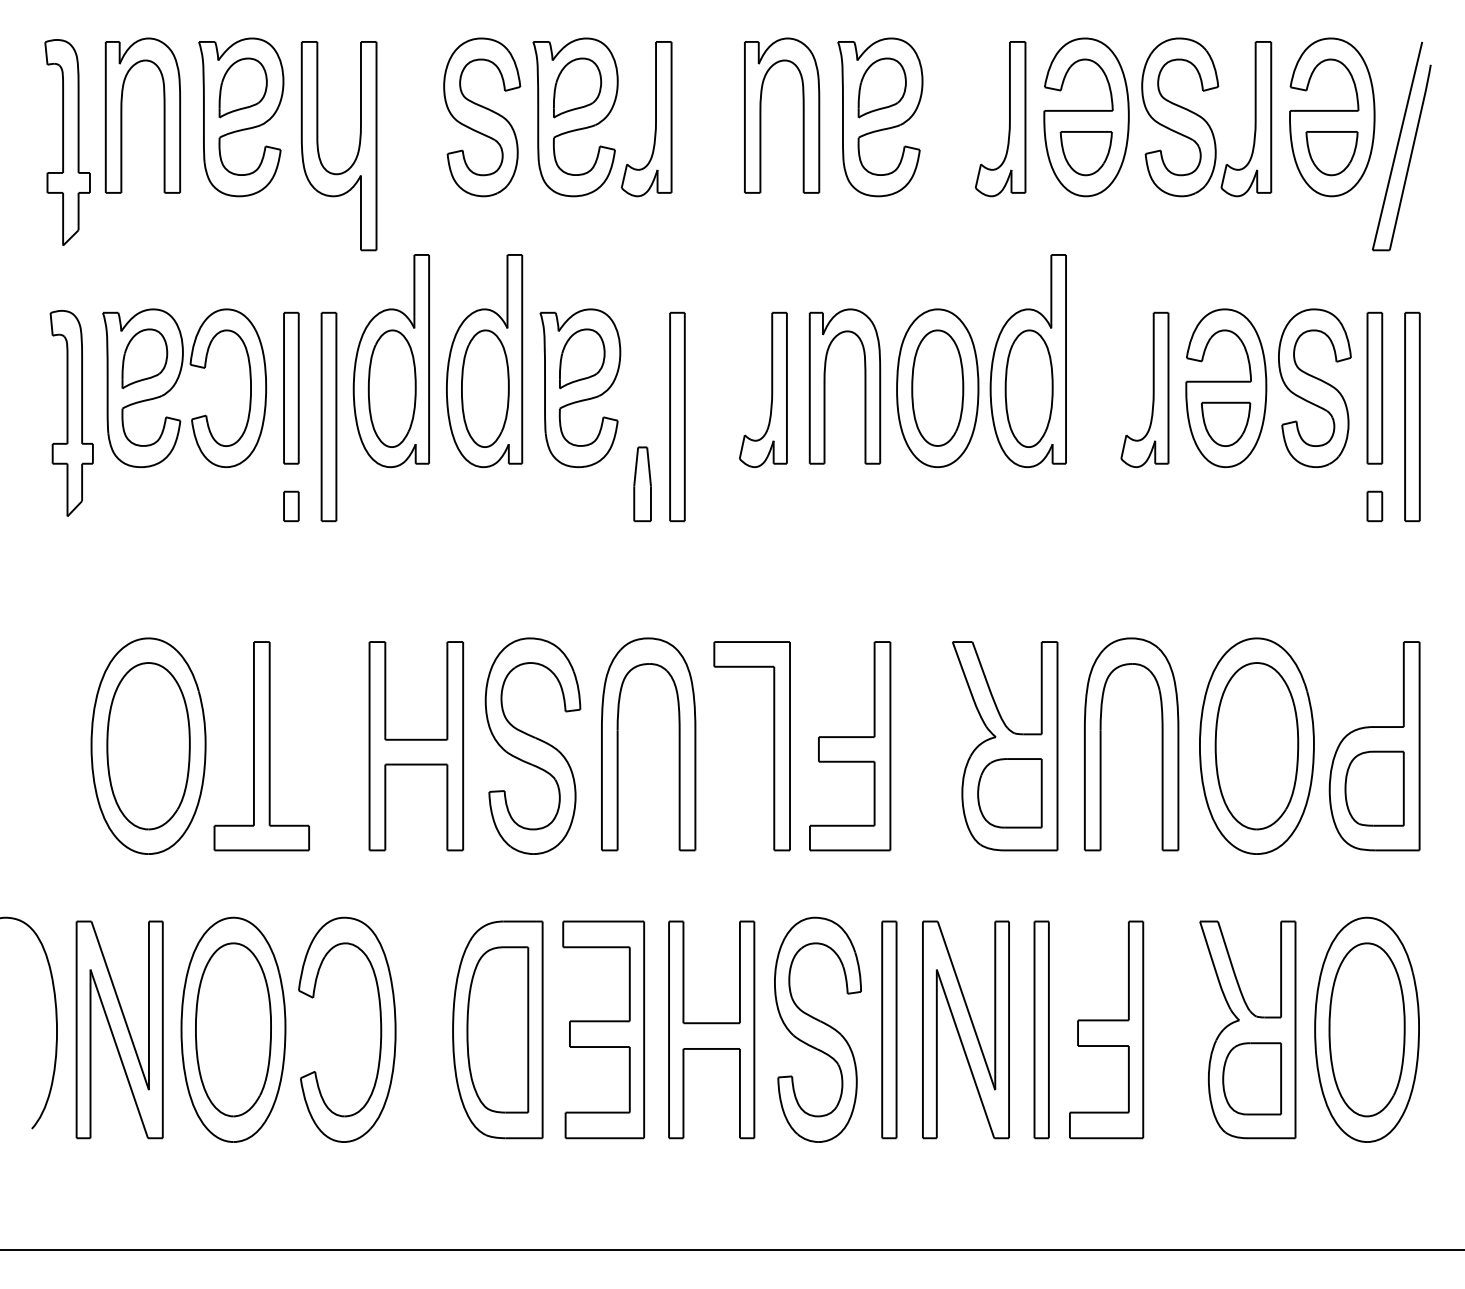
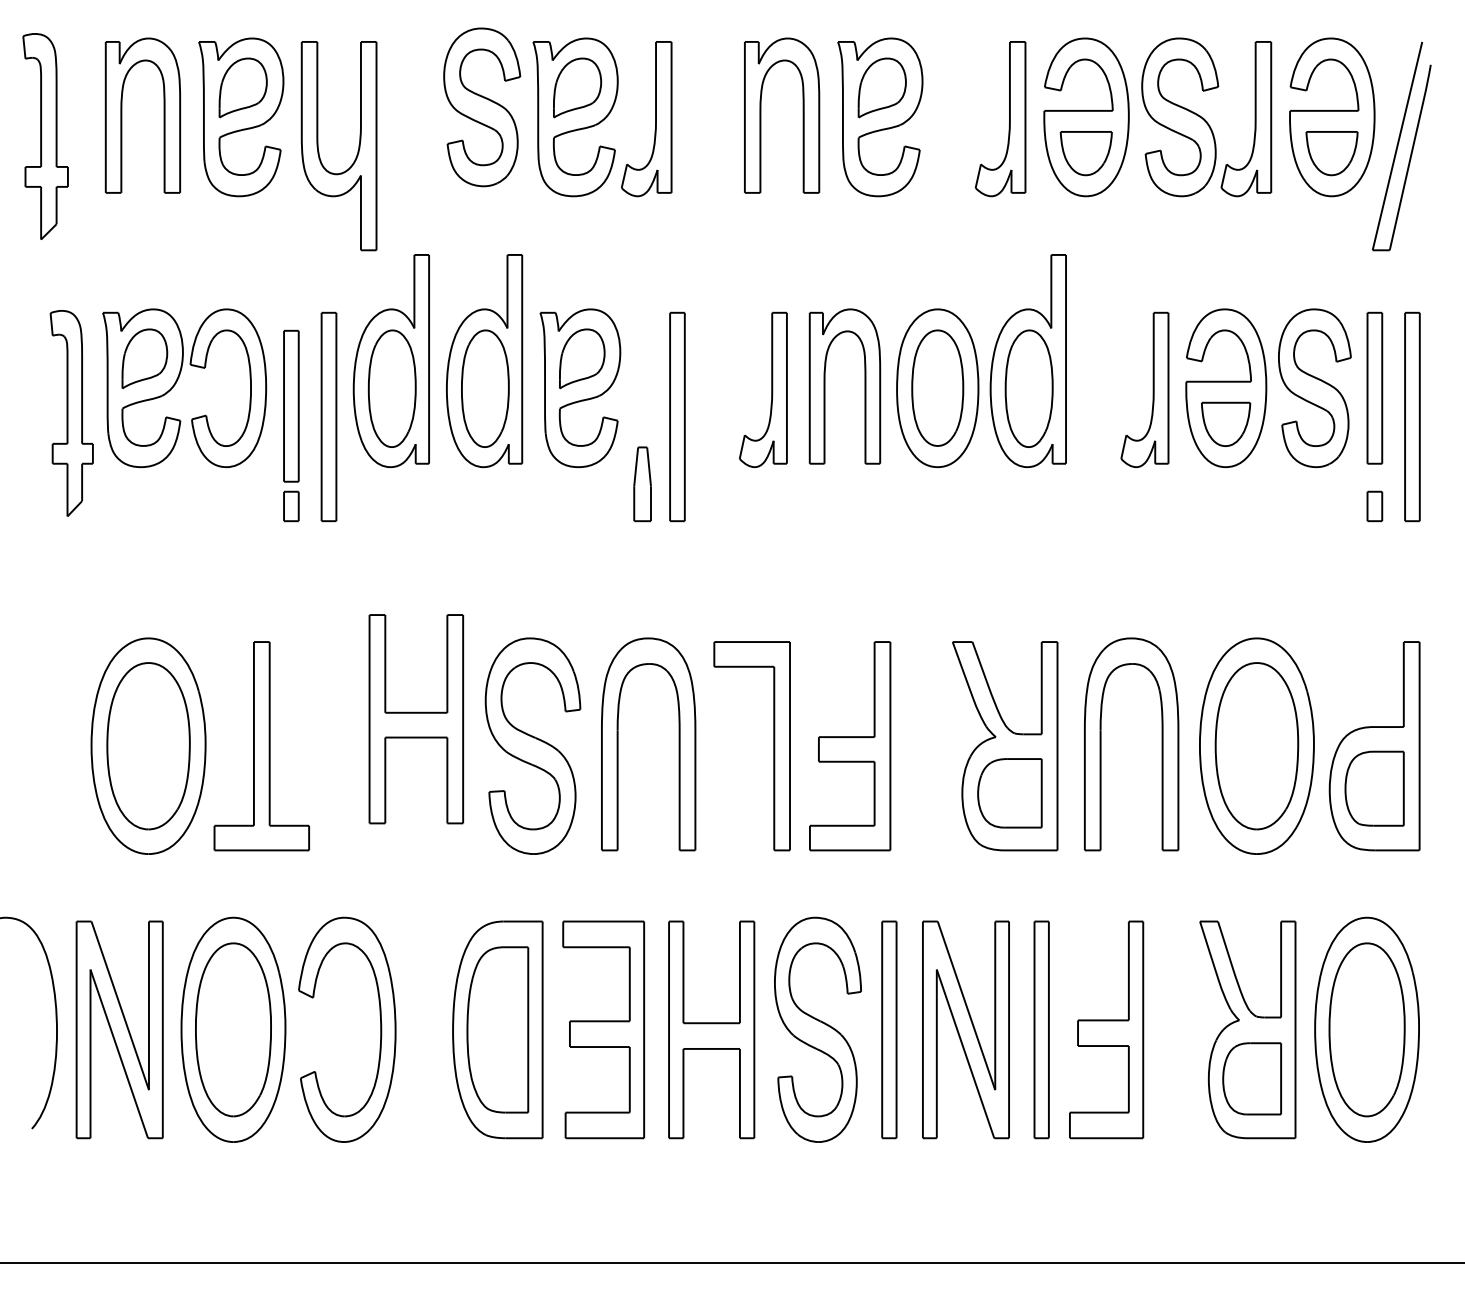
part position: (482, 117) -> (482, 107) (482, 107)
part position: (67, 142) -> (45, 136) (45, 136)
part position: (291, 387) -> (291, 405) (291, 405)
part position: (416, 746) -> (416, 719) (416, 719)
line position: (731, 1250) -> (731, 1263) (731, 1263)
